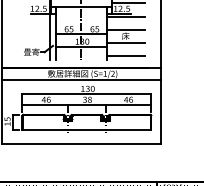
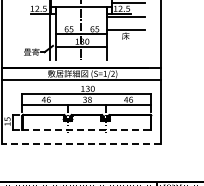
line: present -> none (125, 43)
line: present -> none (125, 56)
line: solid -> dashed (87, 129)
line: solid -> dashed (80, 144)
